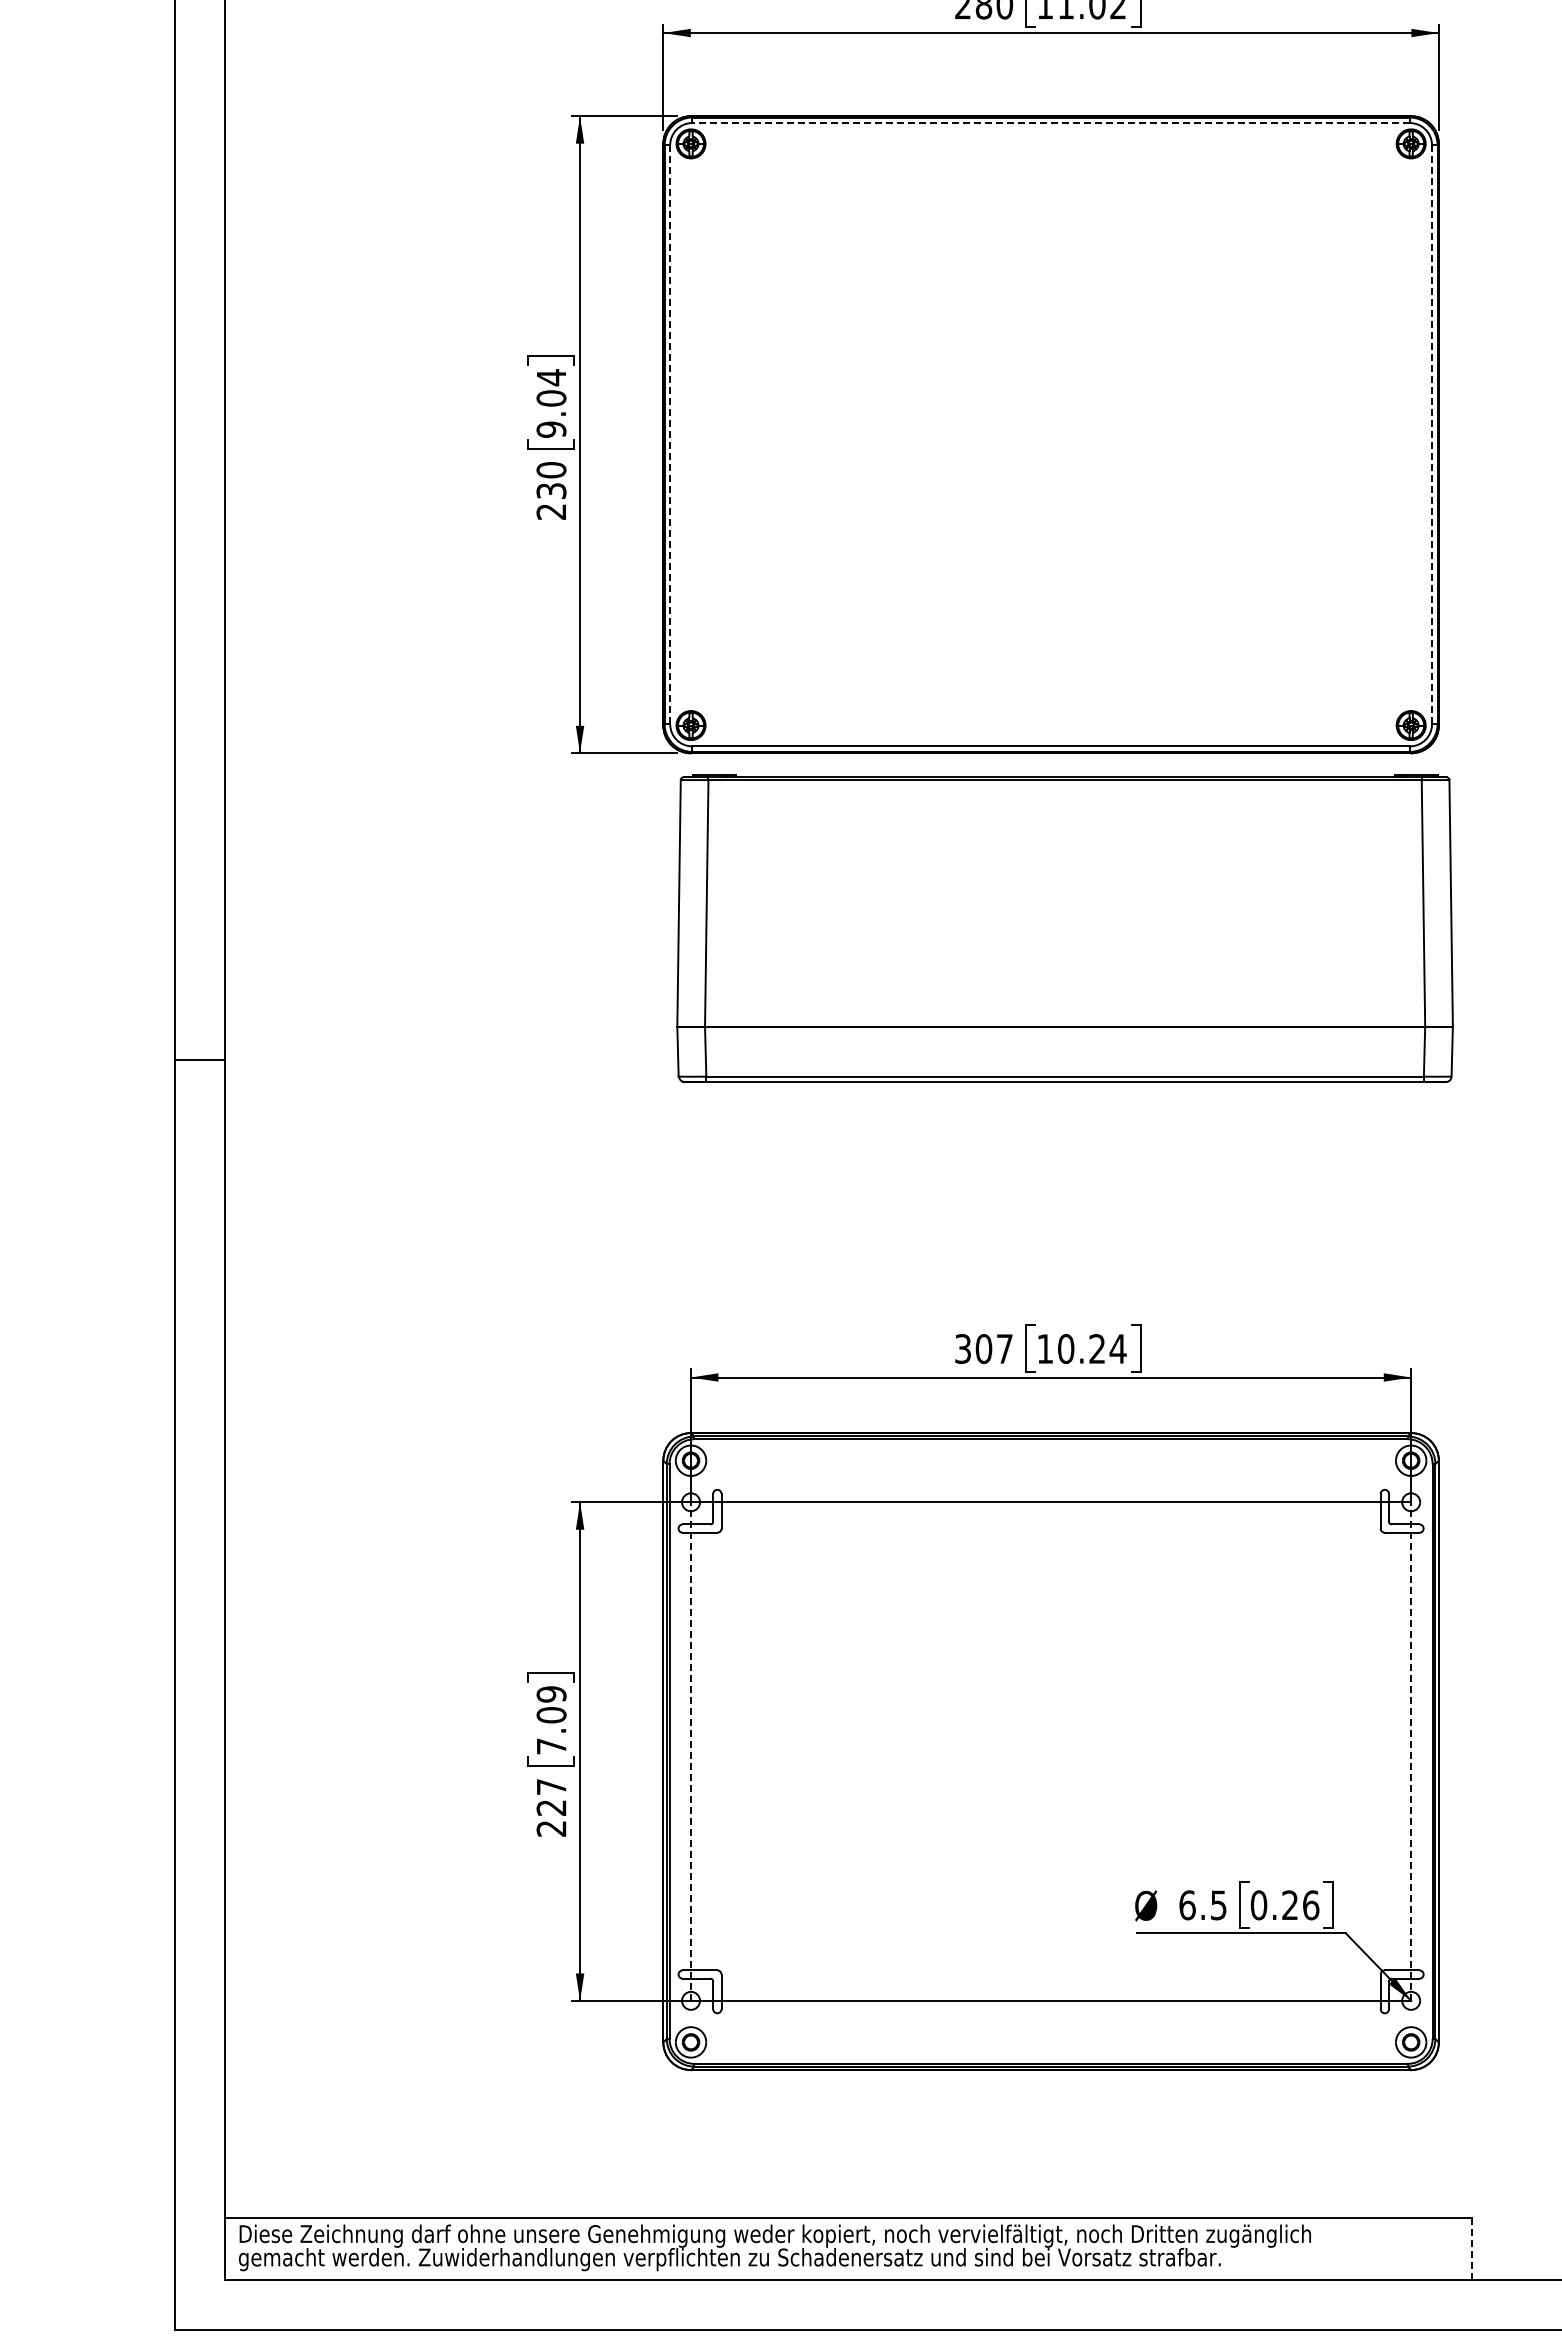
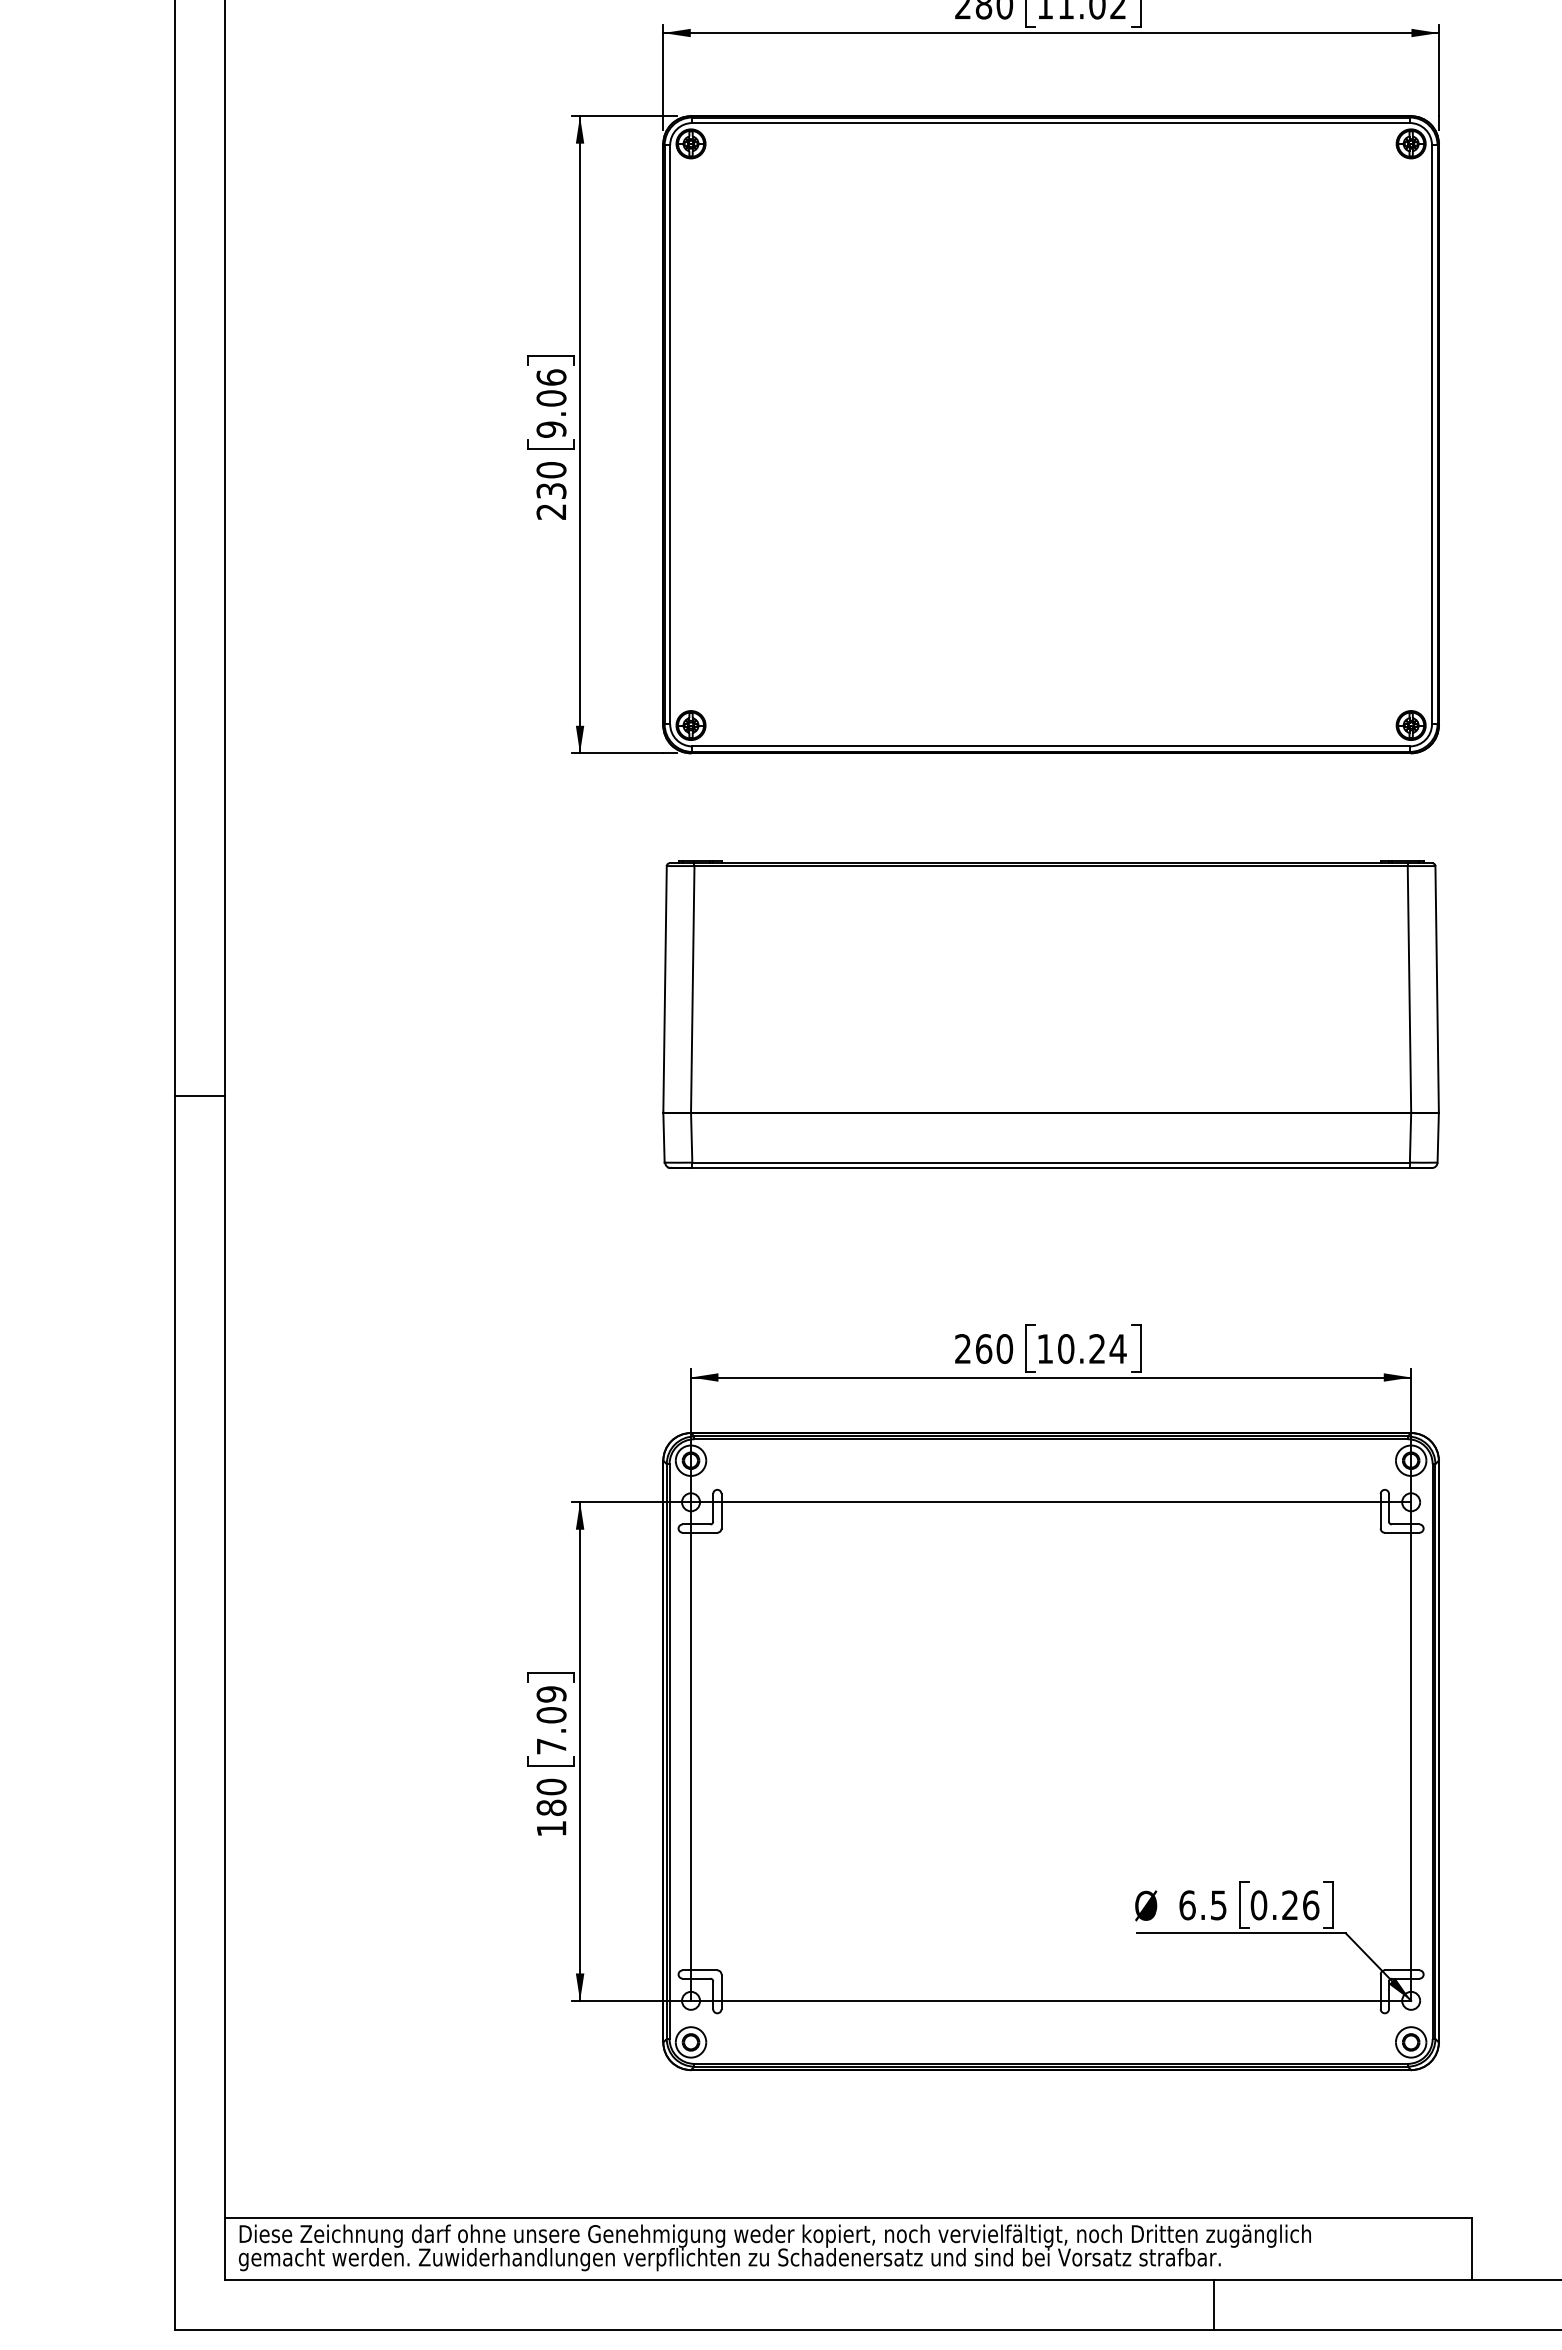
line: dashed -> solid (1051, 123)
text: 9.04 -> 9.06 (551, 377)
line: dashed -> solid (670, 434)
line: dashed -> solid (1432, 434)
part position: (1064, 928) -> (1050, 1014) (1050, 1014)
line position: (200, 1059) -> (200, 1095) (200, 1095)
text: 307 -> 260 (984, 1349)
line: dashed -> solid (691, 1751)
line: dashed -> solid (1411, 1751)
text: 227 -> 180 (551, 1807)
line: dashed -> solid (1471, 2249)
line: none -> present (1214, 2304)
